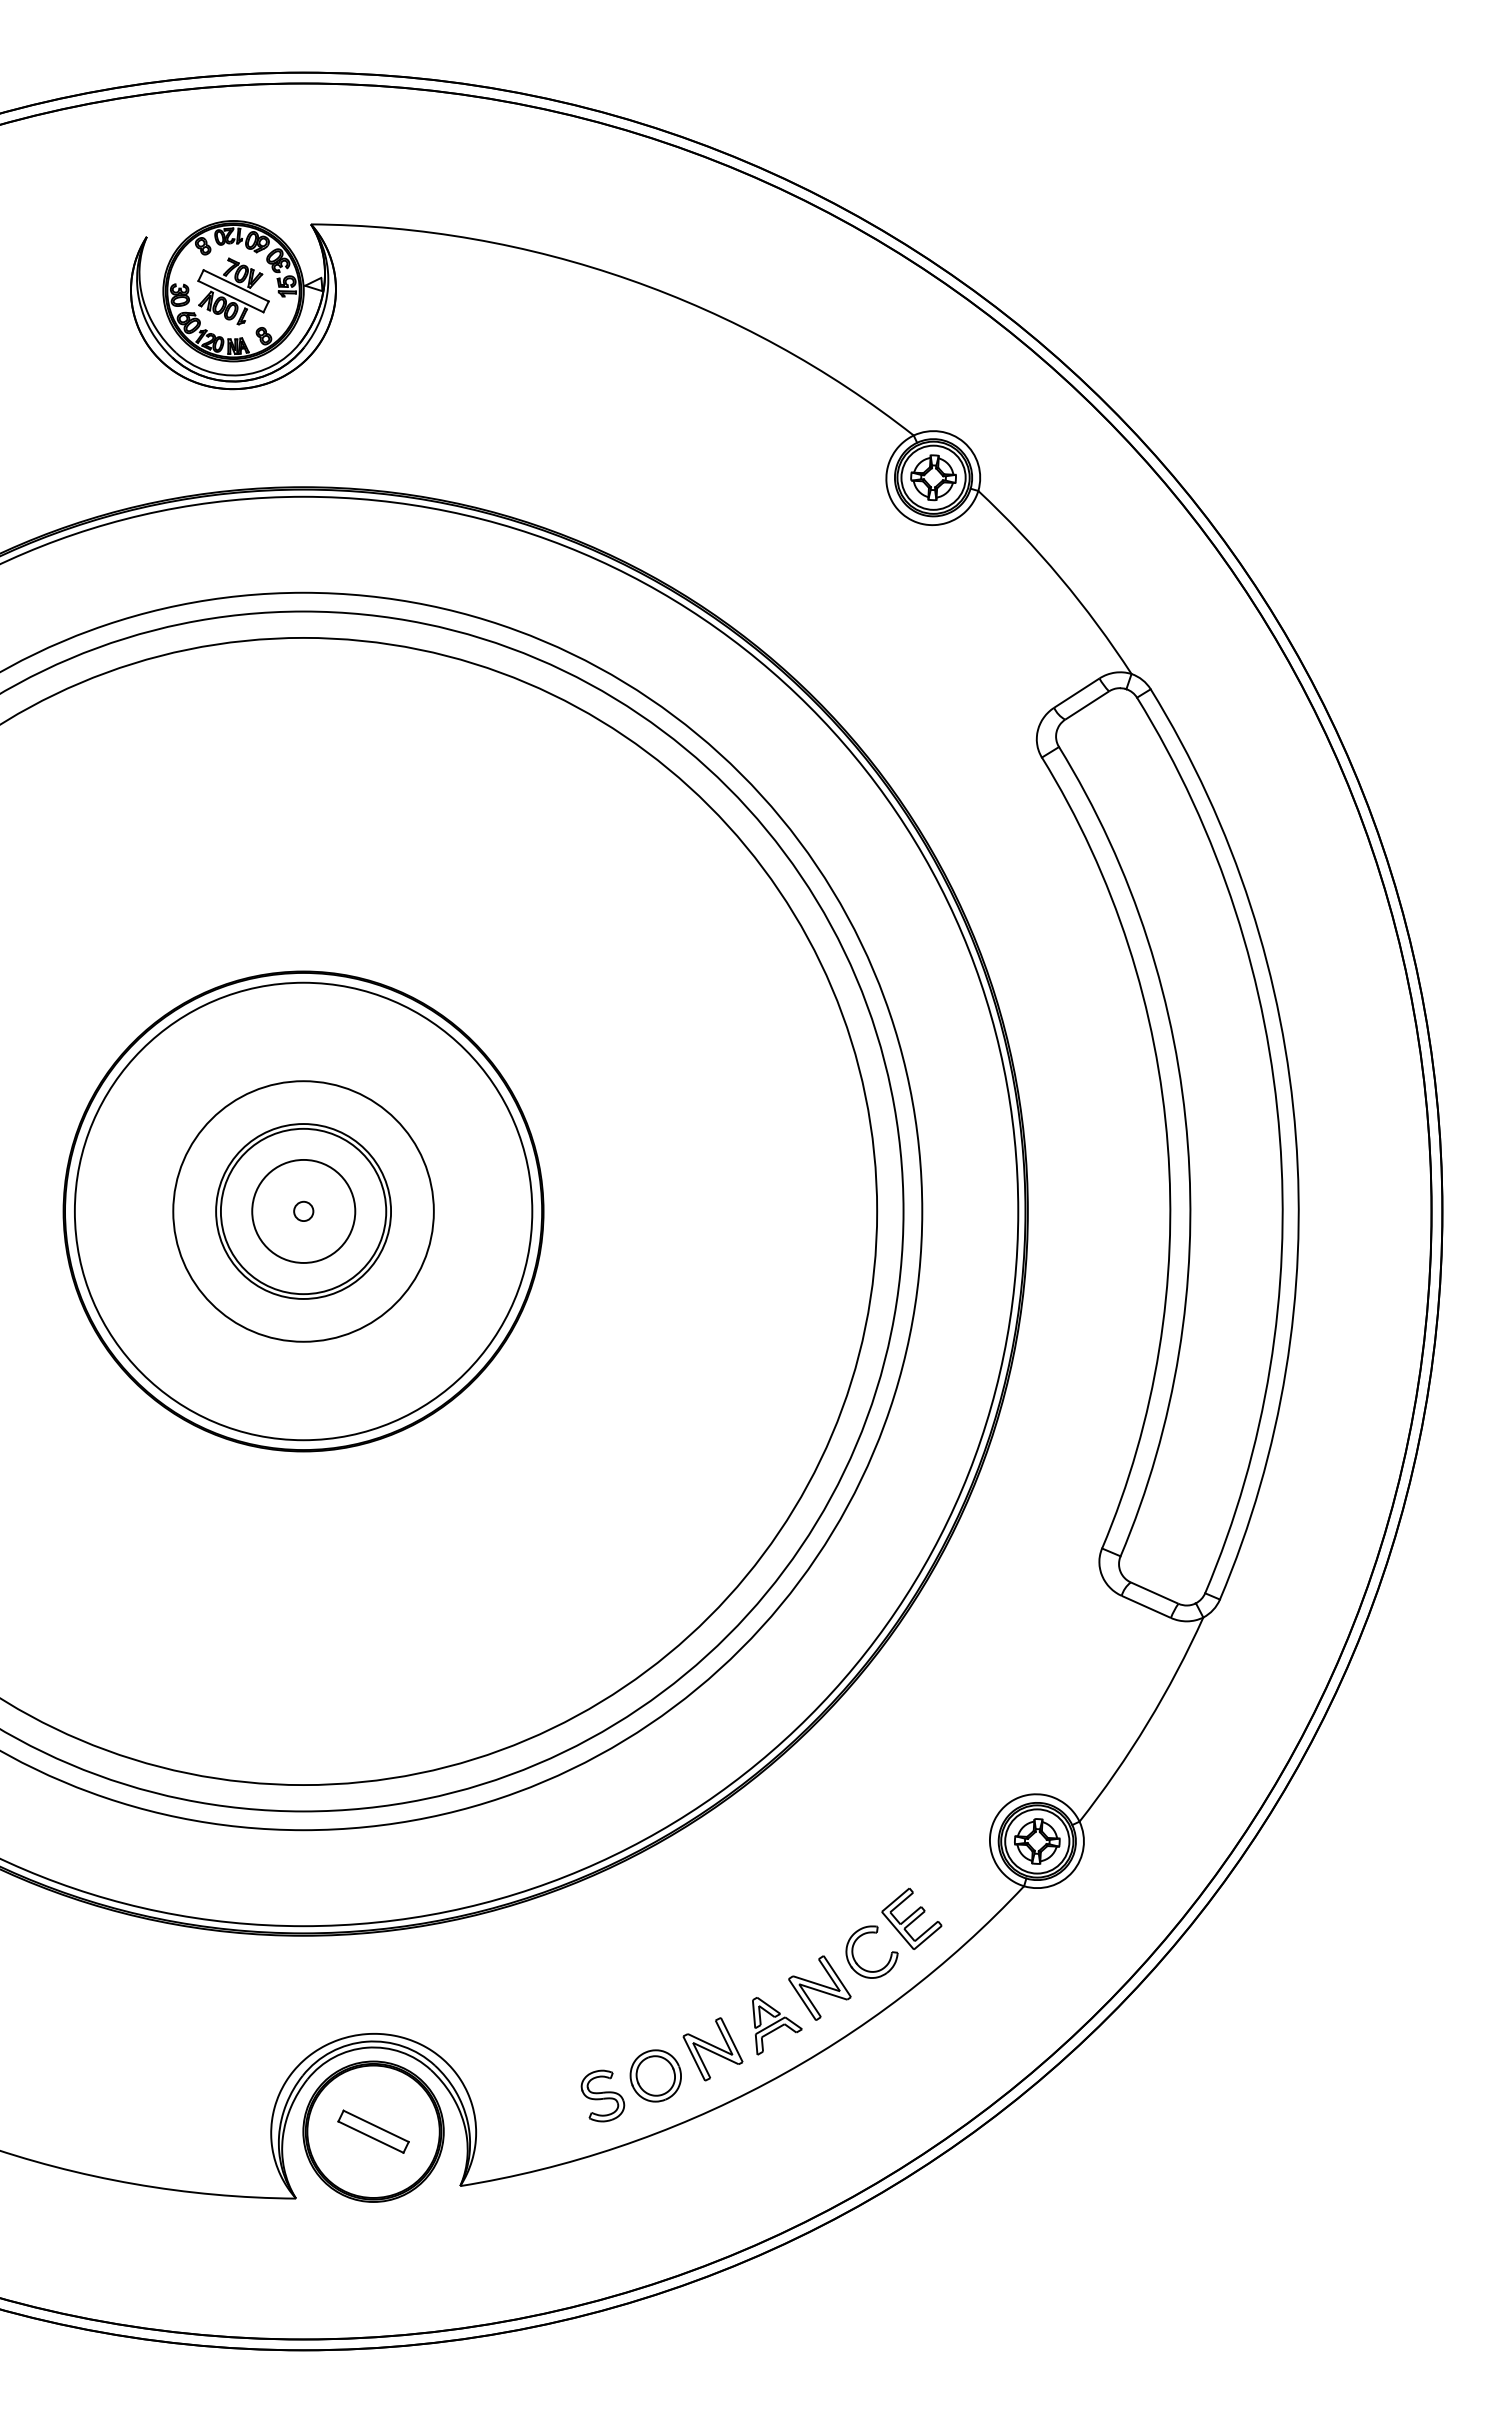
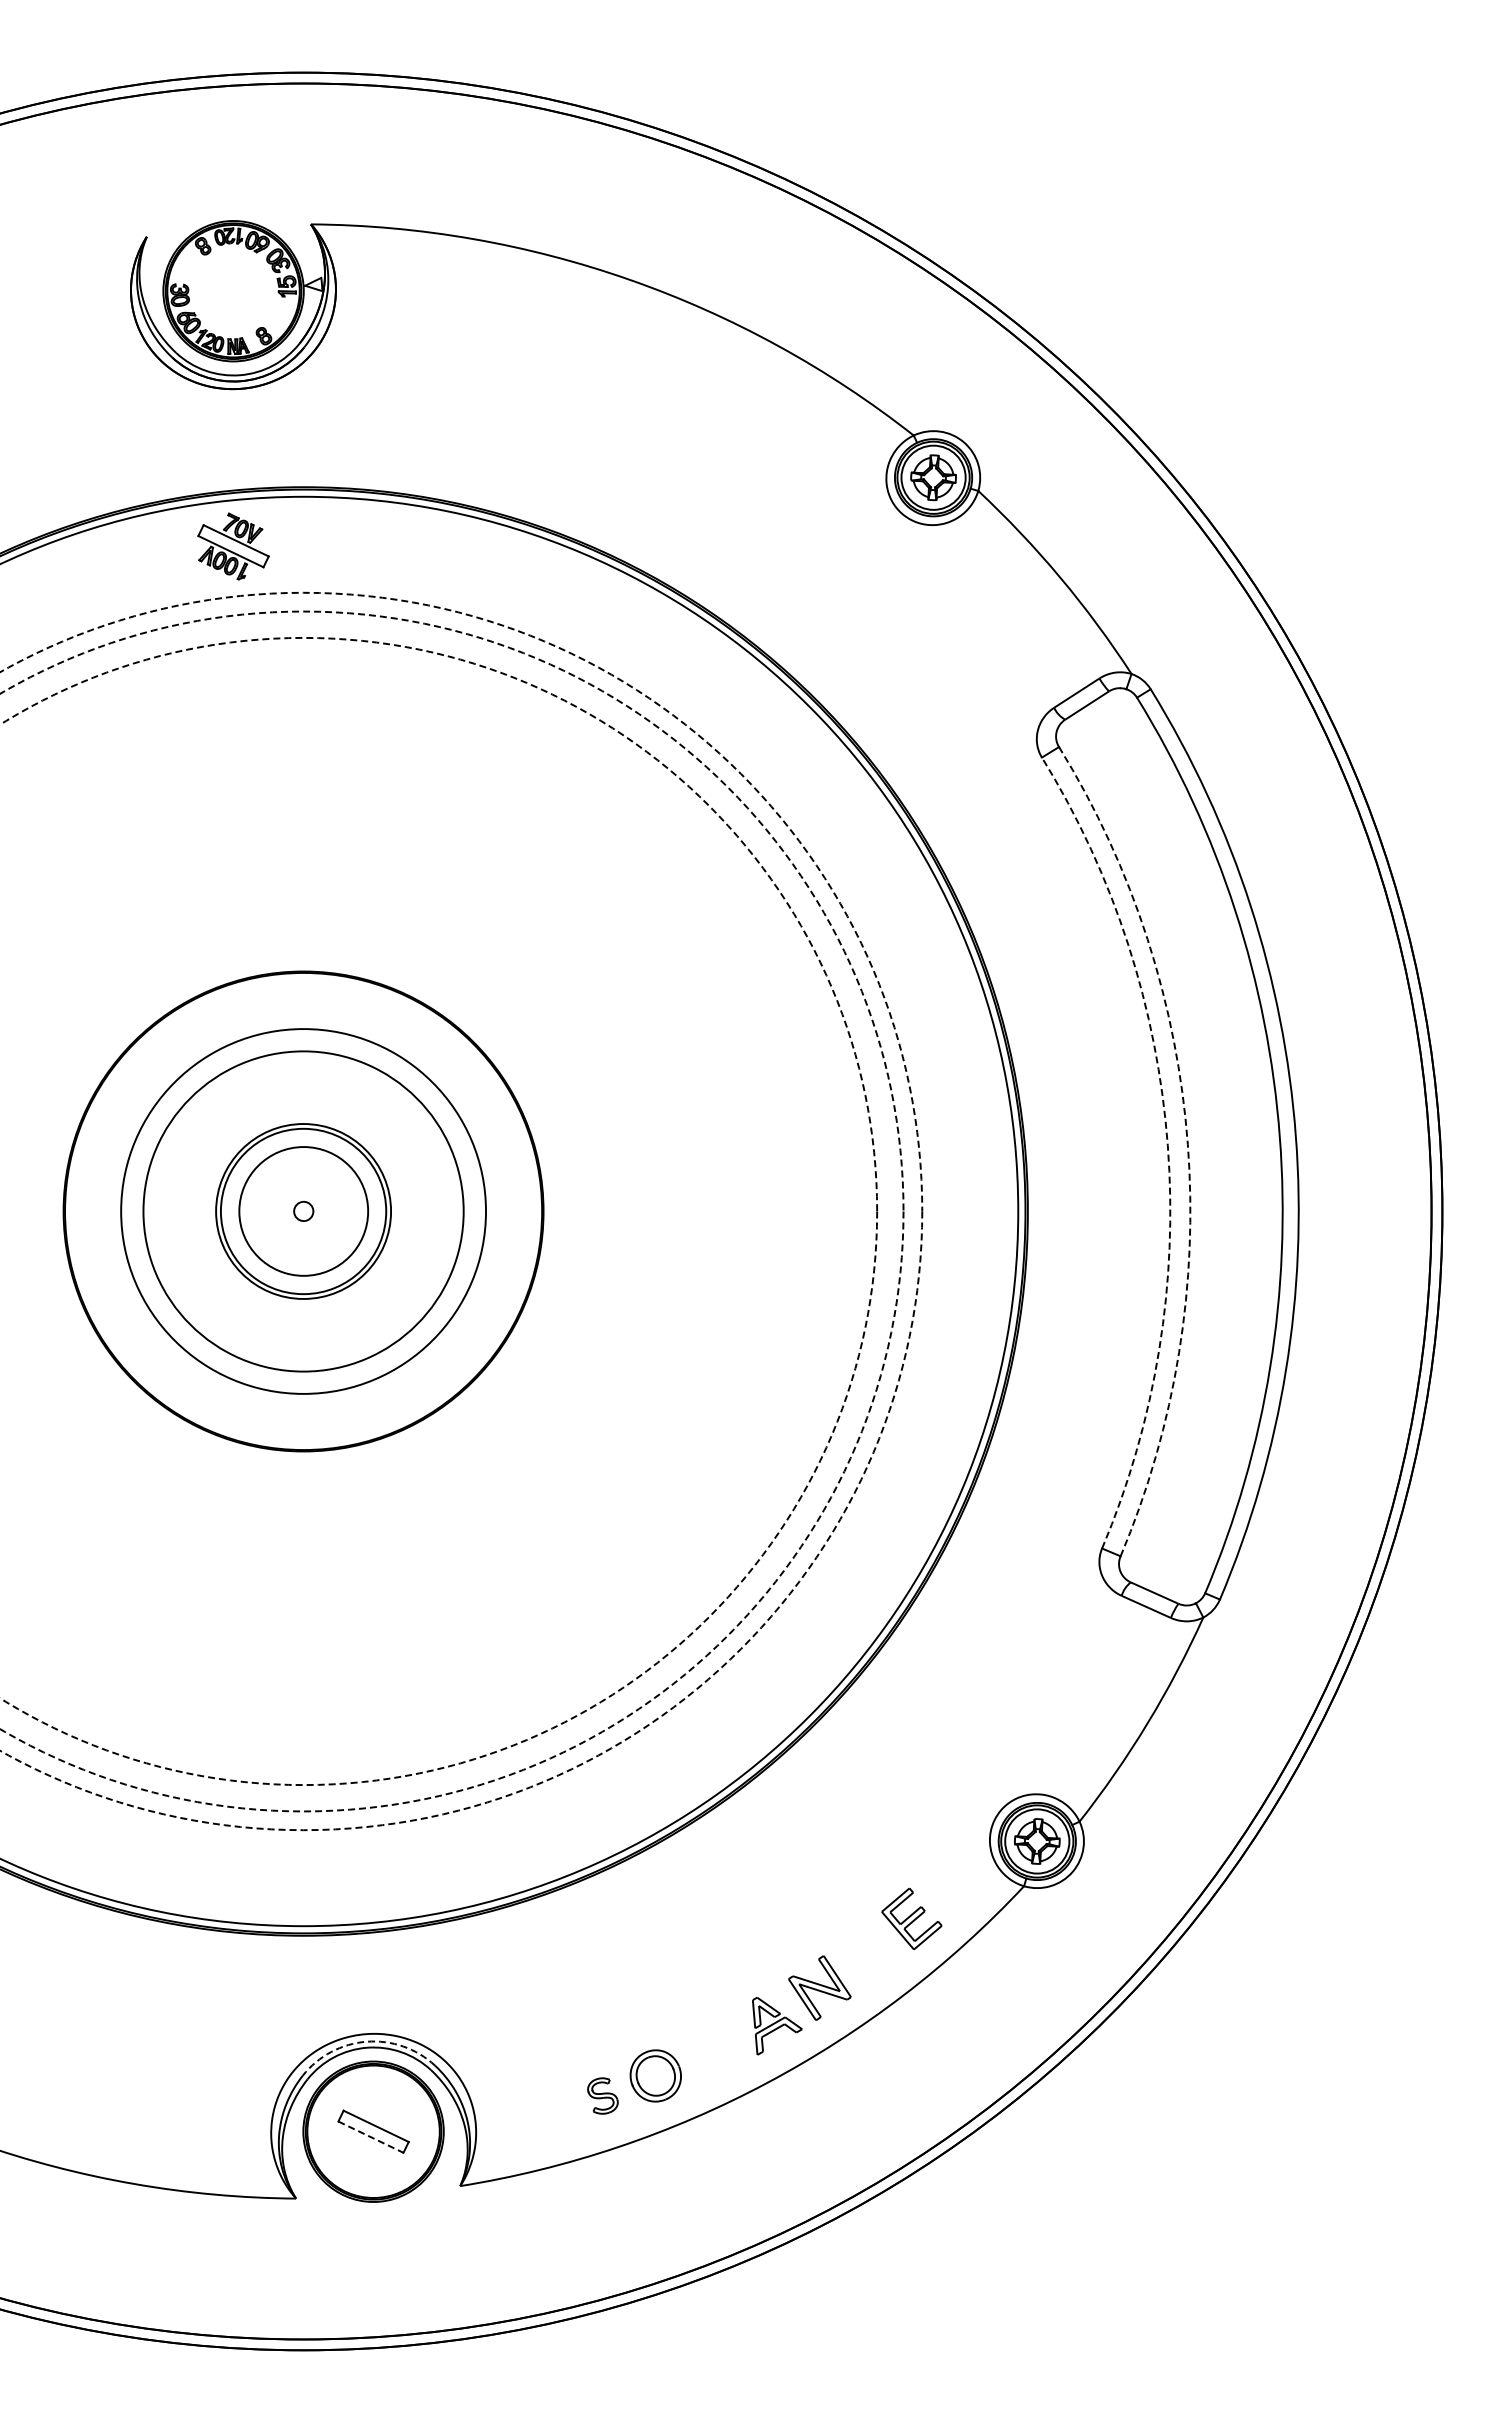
part position: (233, 291) -> (233, 546) (233, 546)
arc: solid -> dashed (1187, 1144)
arc: solid -> dashed (1167, 1145)
circle diameter: 103 px -> 129 px (303, 1211)
circle diameter: 261 px -> 365 px (303, 1211)
circle diameter: 457 px -> 320 px (303, 1211)
circle: solid -> dashed (438, 1211)
circle: solid -> dashed (451, 1211)
circle: solid -> dashed (461, 1211)
part: present -> none (866, 1934)
arc: solid -> dashed (366, 2041)
part: present -> none (712, 2049)
part size: 46x54 px -> 32x38 px (602, 2095)
line: solid -> dashed (371, 2137)
